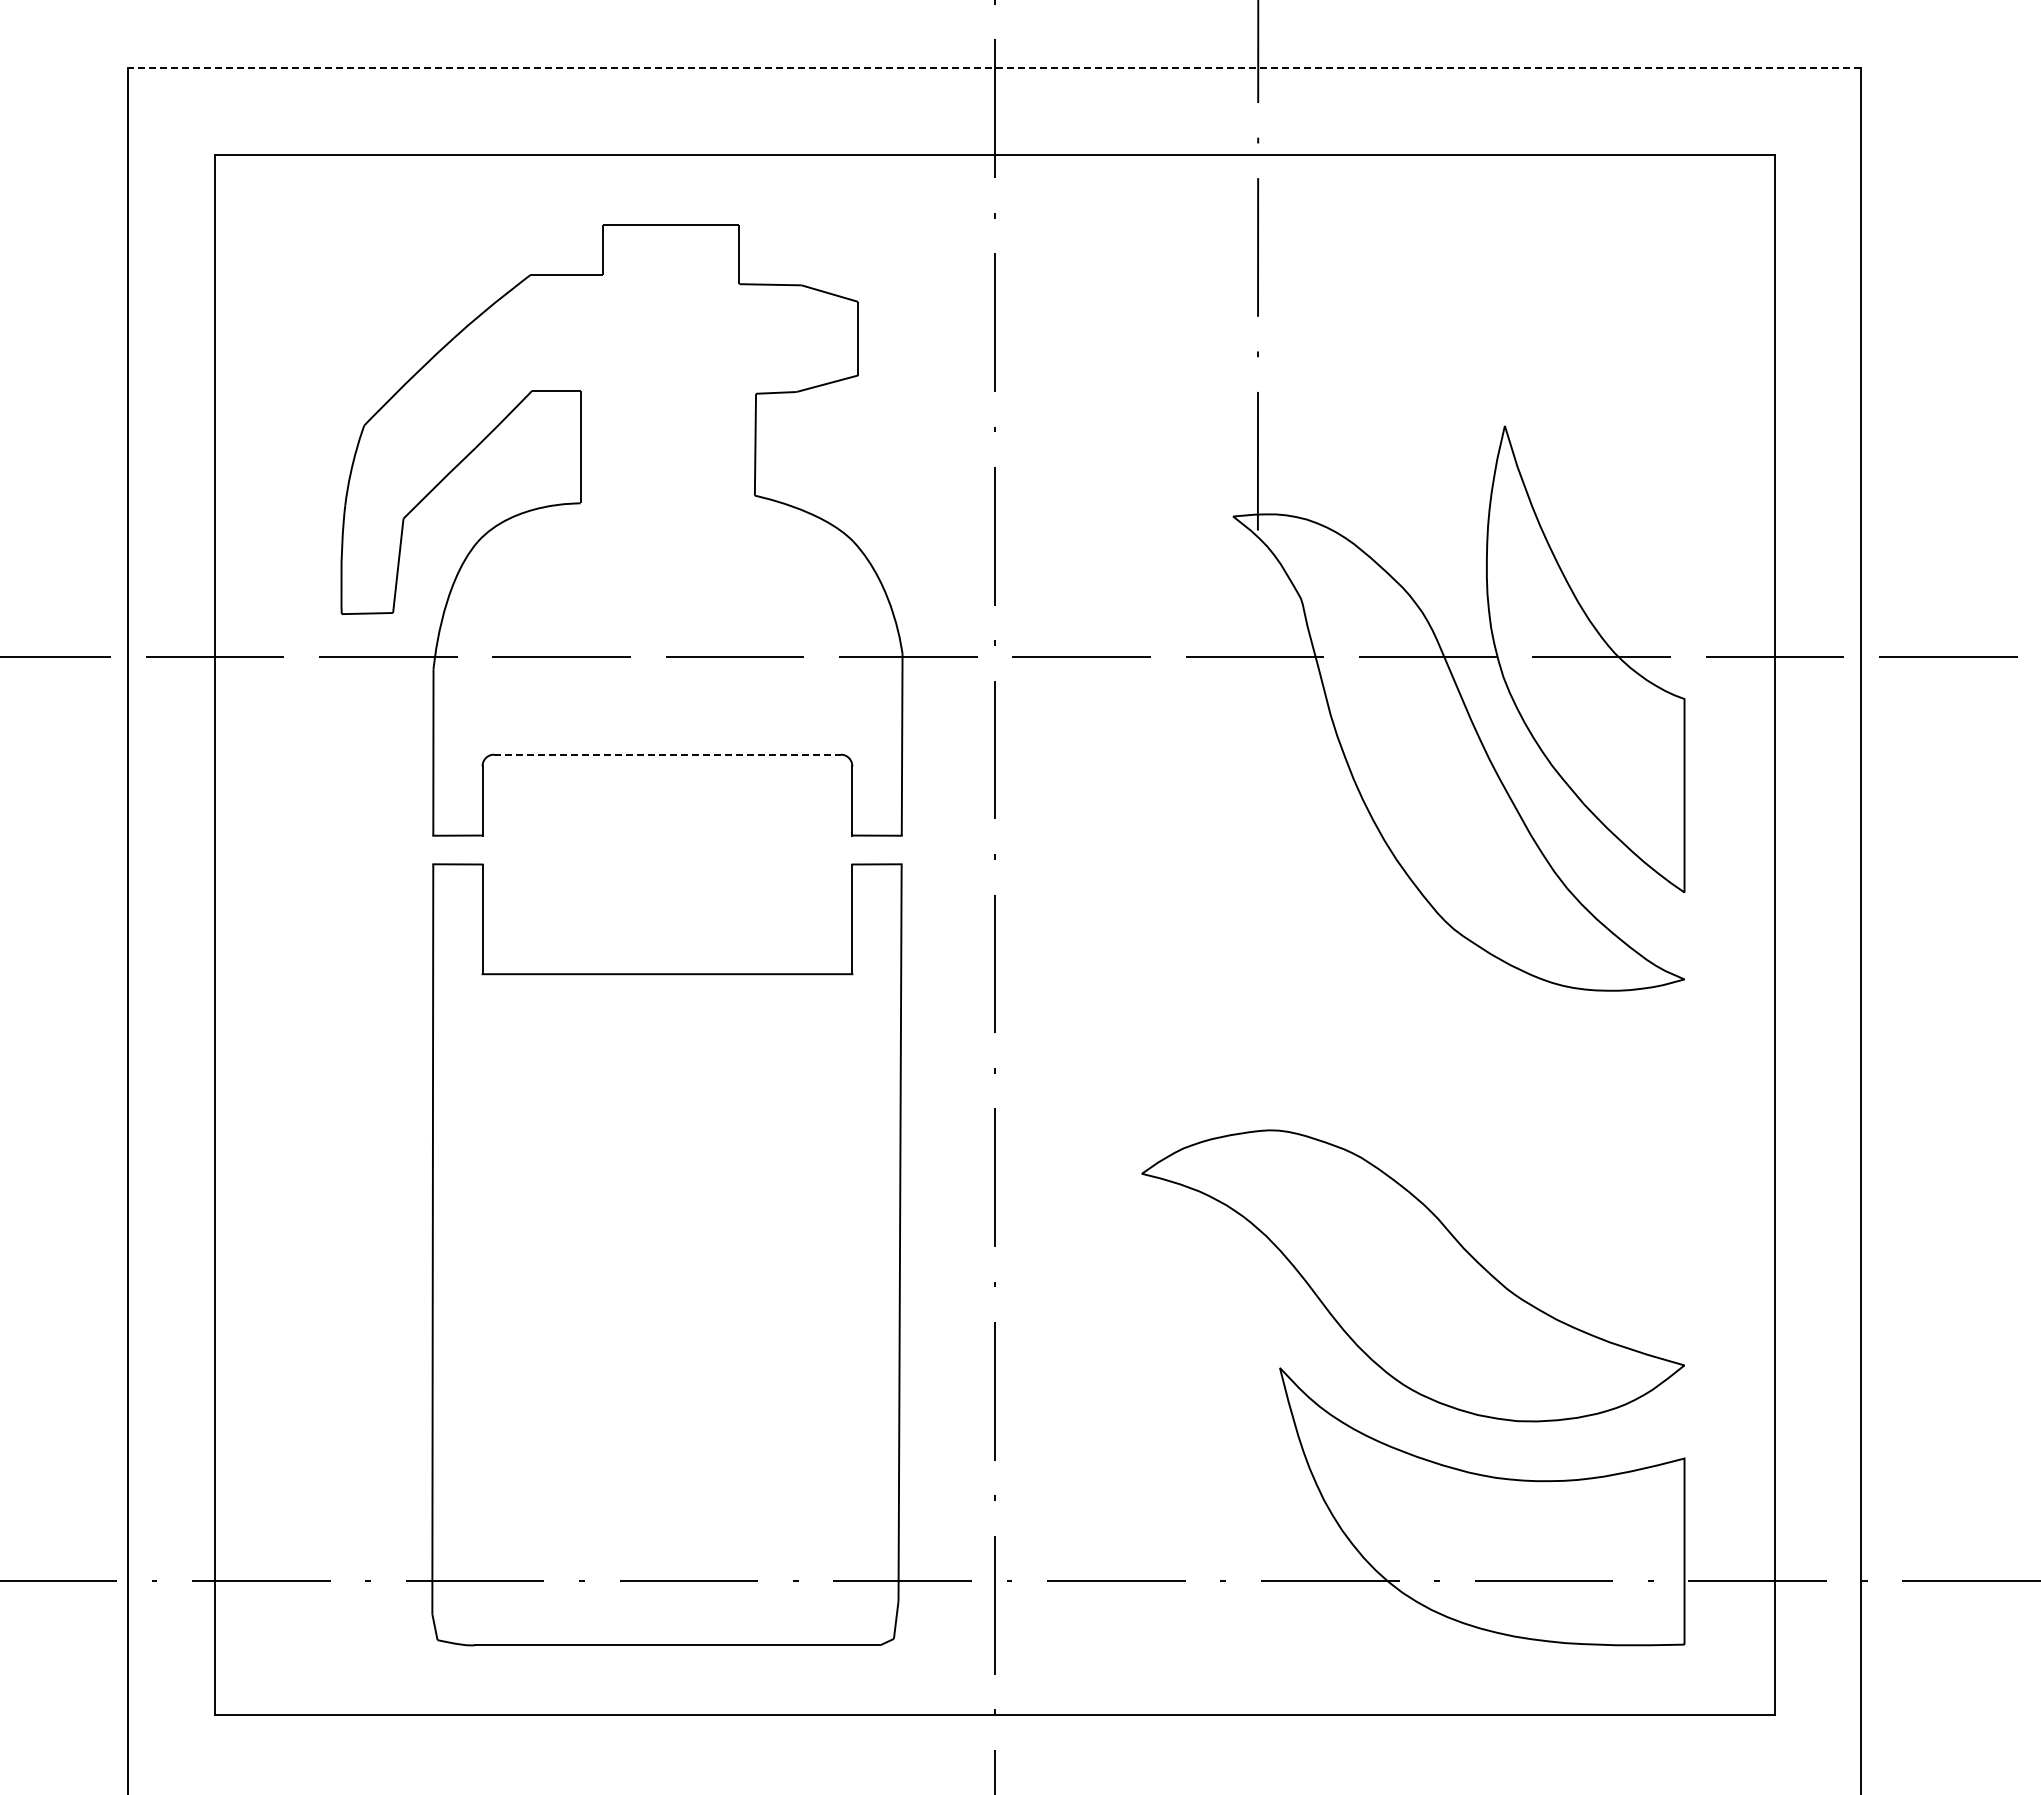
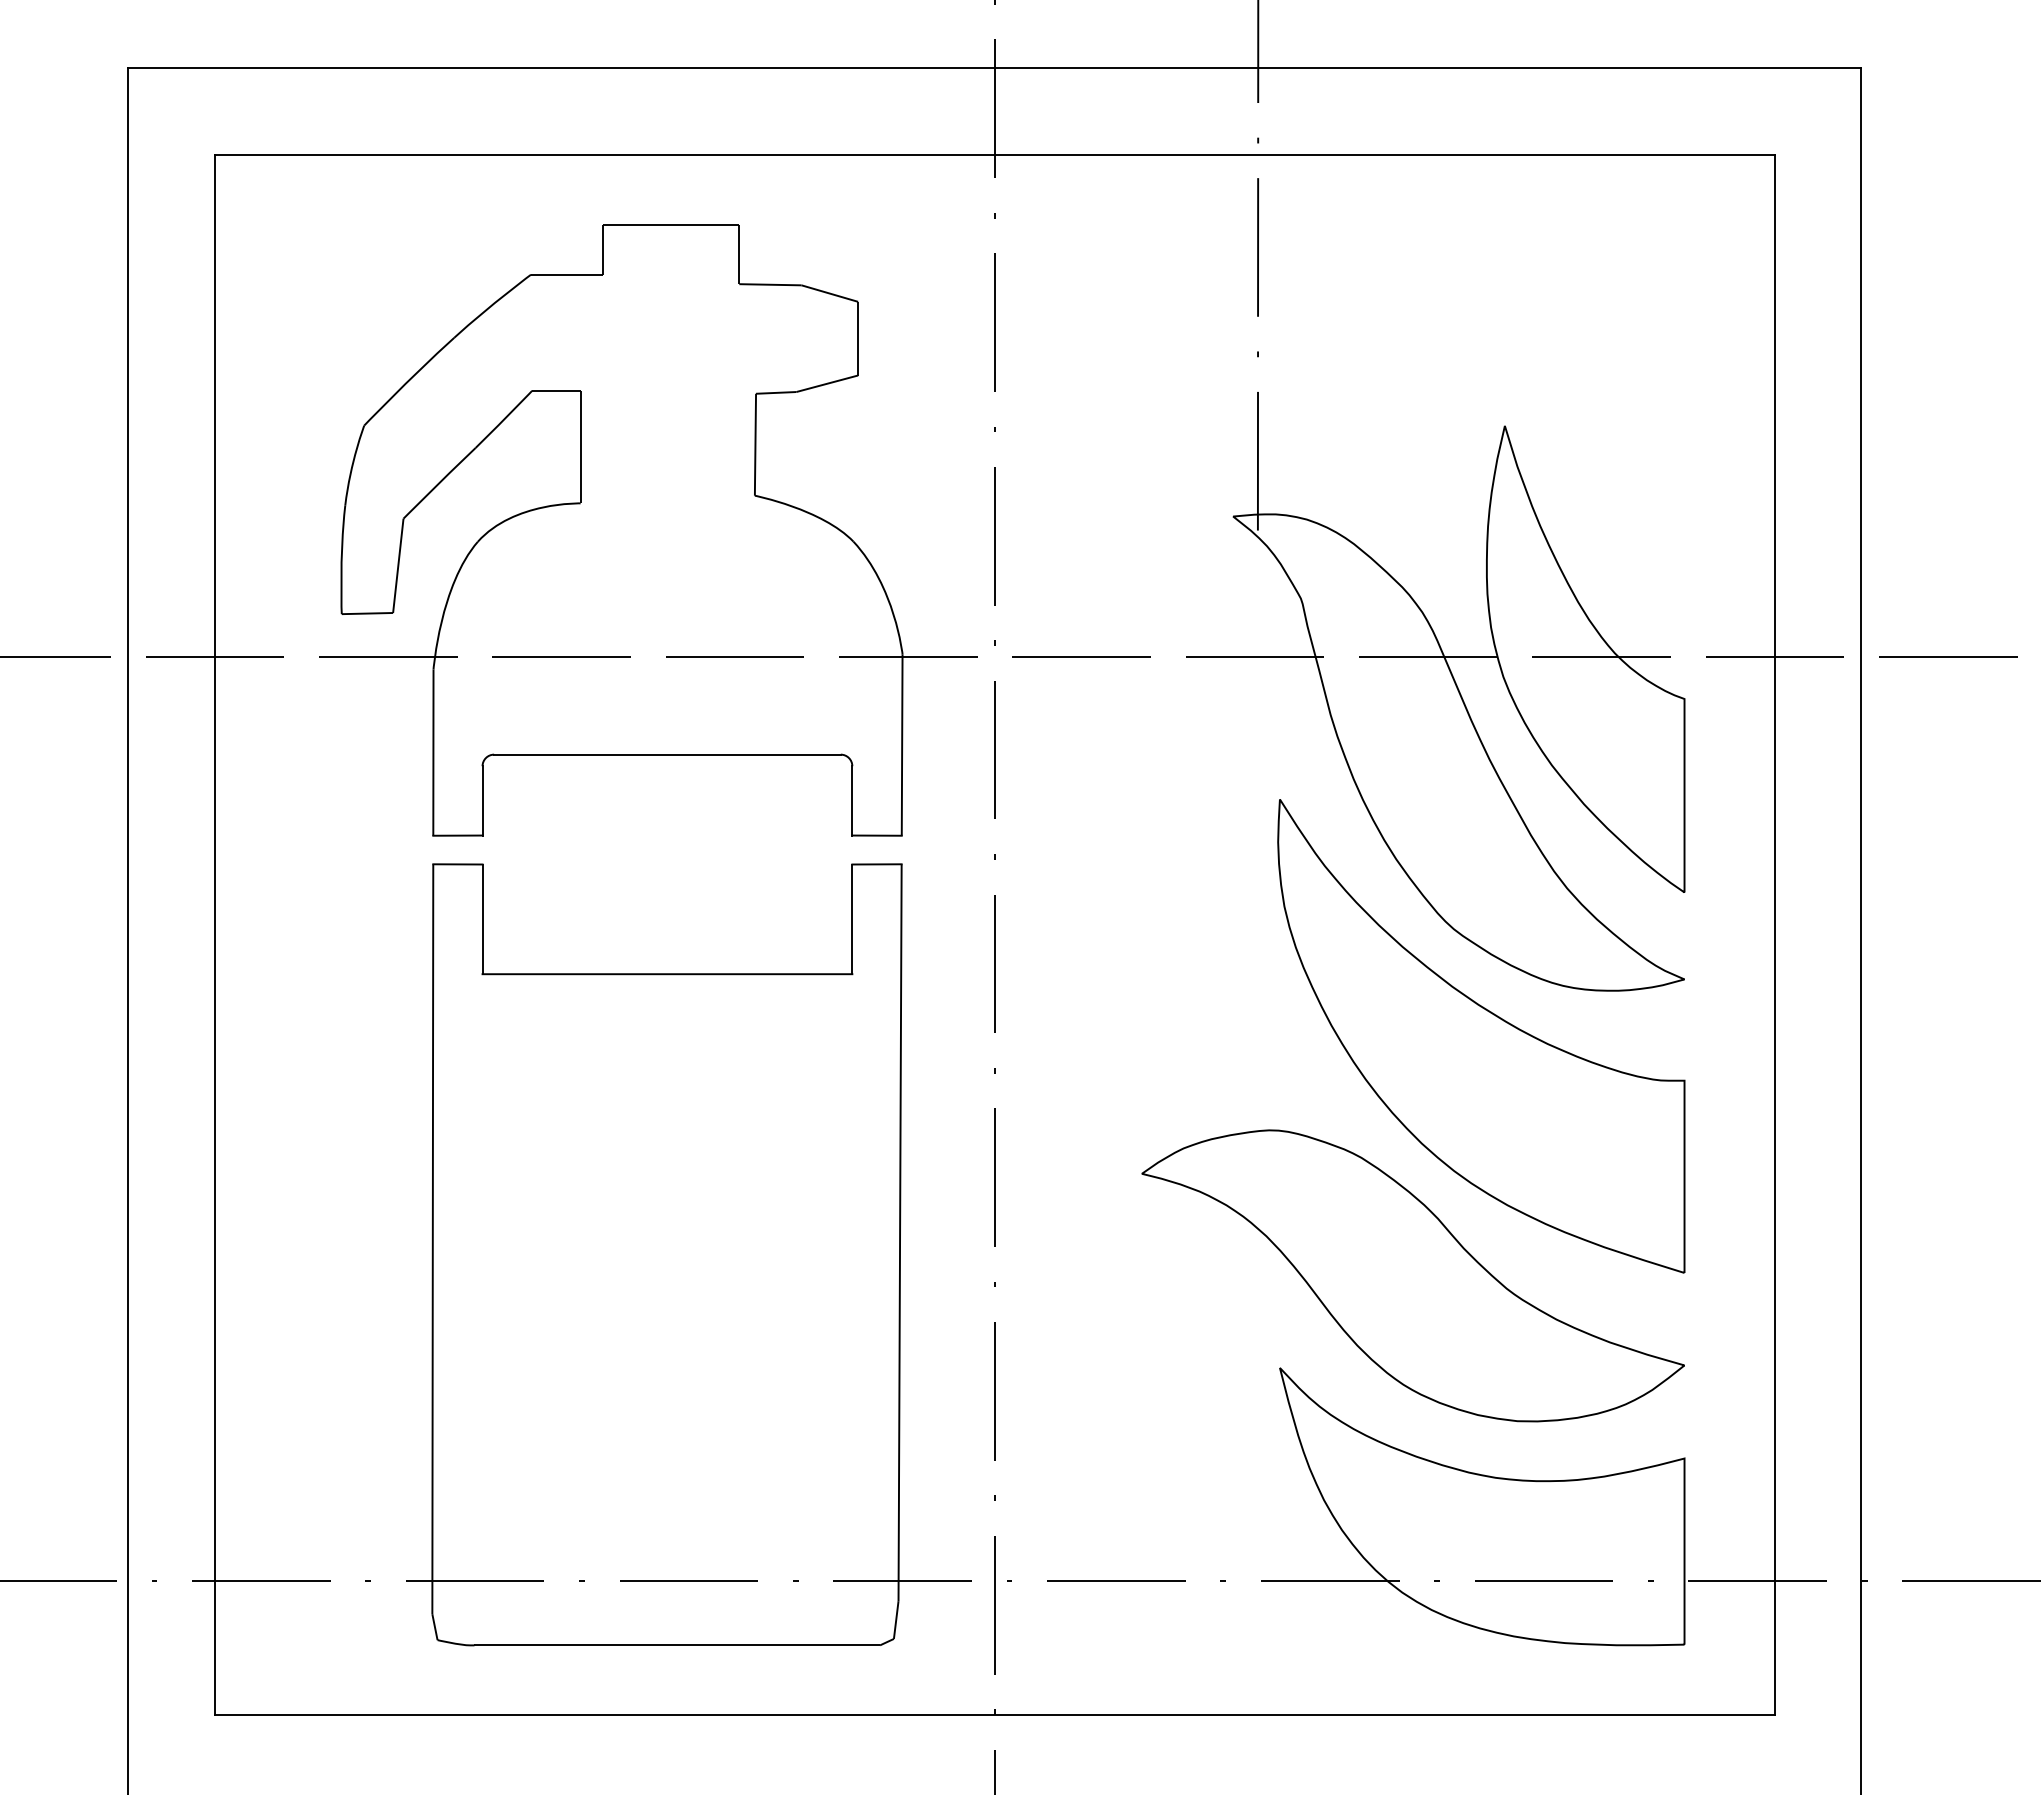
line: dashed -> solid (994, 68)
line: dashed -> solid (667, 754)
part: none -> present (1481, 1036)
